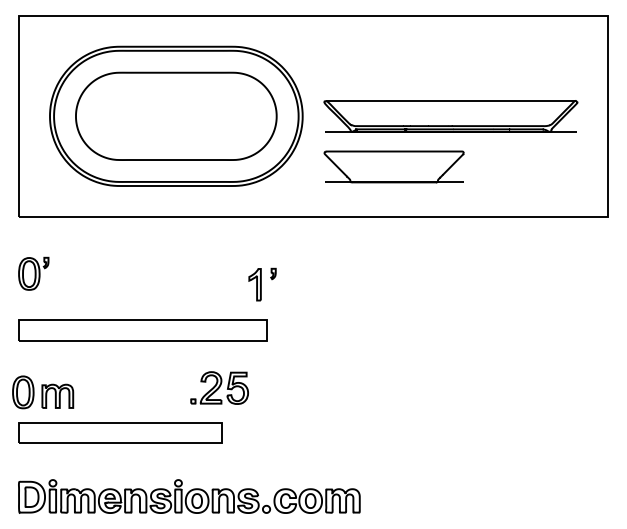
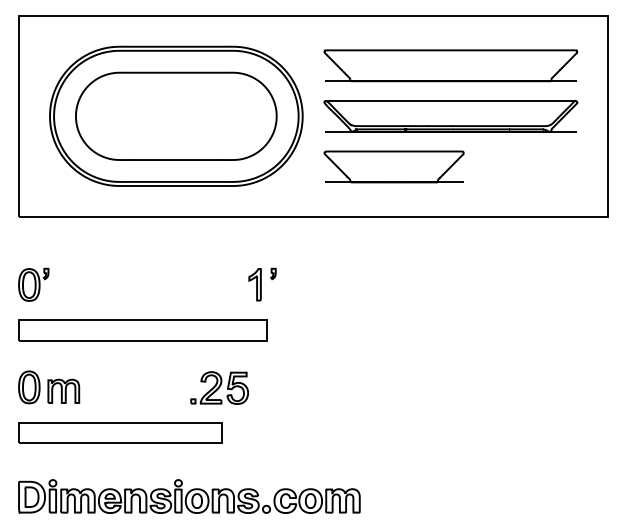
part: none -> present (450, 65)
part position: (33, 273) -> (33, 284) (33, 284)
part position: (43, 392) -> (49, 387) (49, 387)
